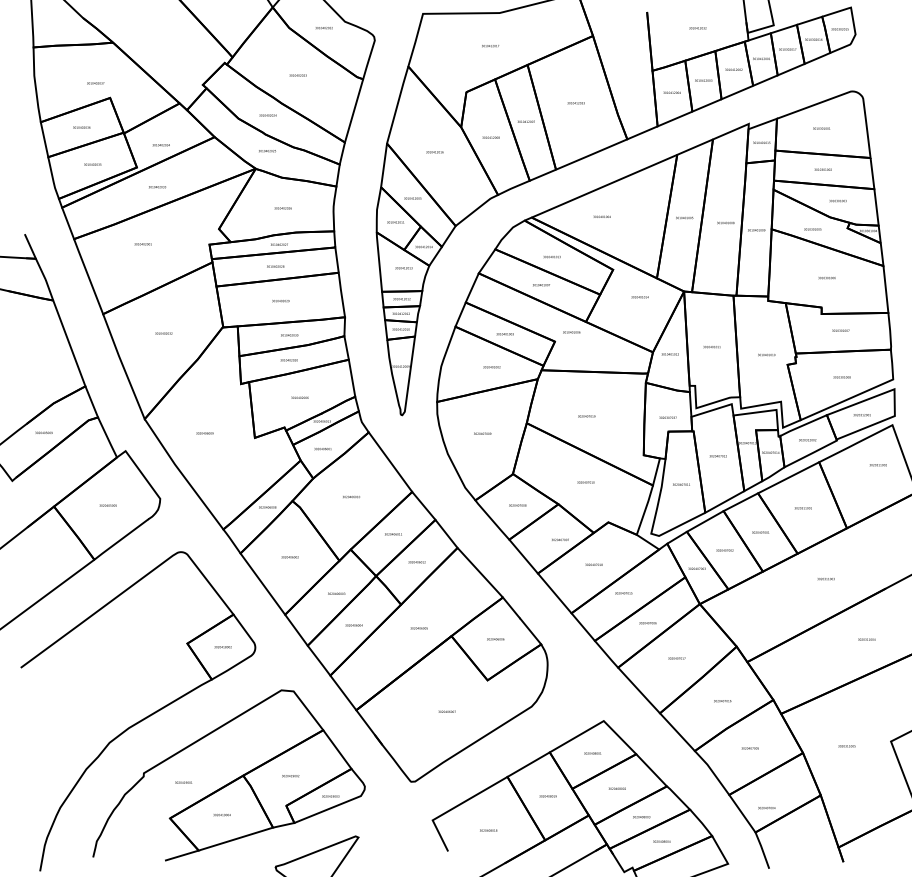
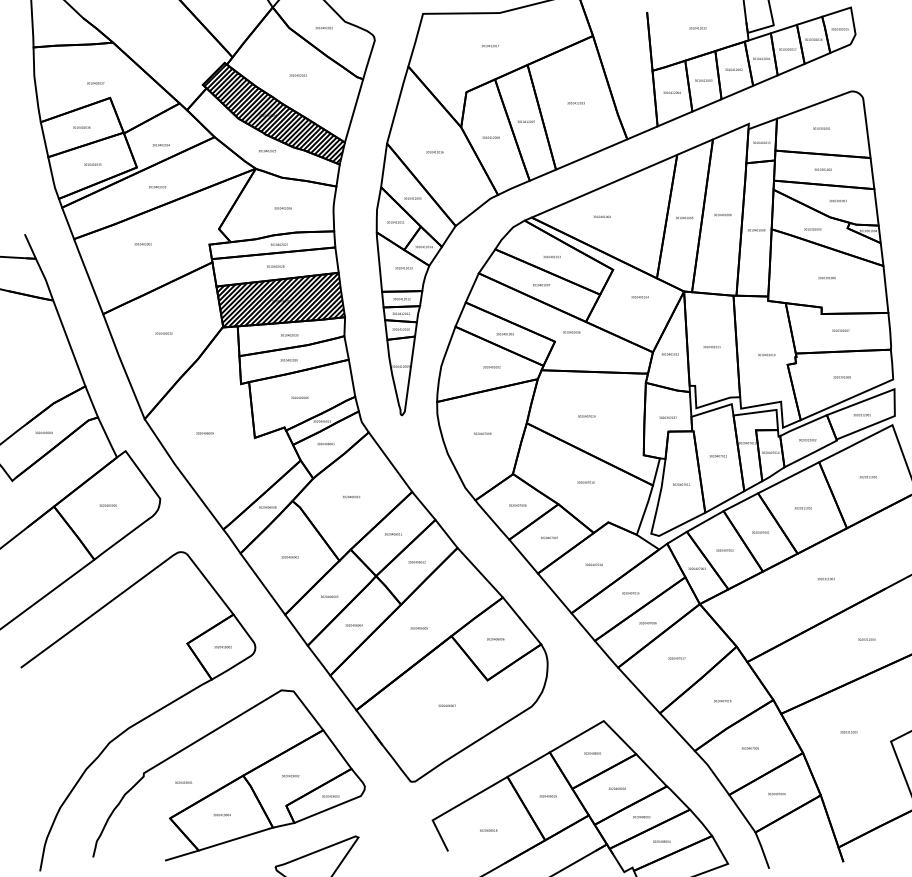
hatch: none -> present (274, 113)
text position: (725, 222) -> (722, 214) (722, 214)
hatch: none -> present (280, 300)
text position: (322, 449) -> (325, 444) (325, 444)
text position: (878, 465) -> (868, 477) (868, 477)
text position: (560, 539) -> (549, 537) (549, 537)
text position: (336, 593) -> (329, 596) (329, 596)
text position: (623, 593) -> (630, 593) (630, 593)
text position: (446, 711) -> (446, 705) (446, 705)
text position: (846, 746) -> (848, 732) (848, 732)
text position: (766, 808) -> (776, 794) (776, 794)
